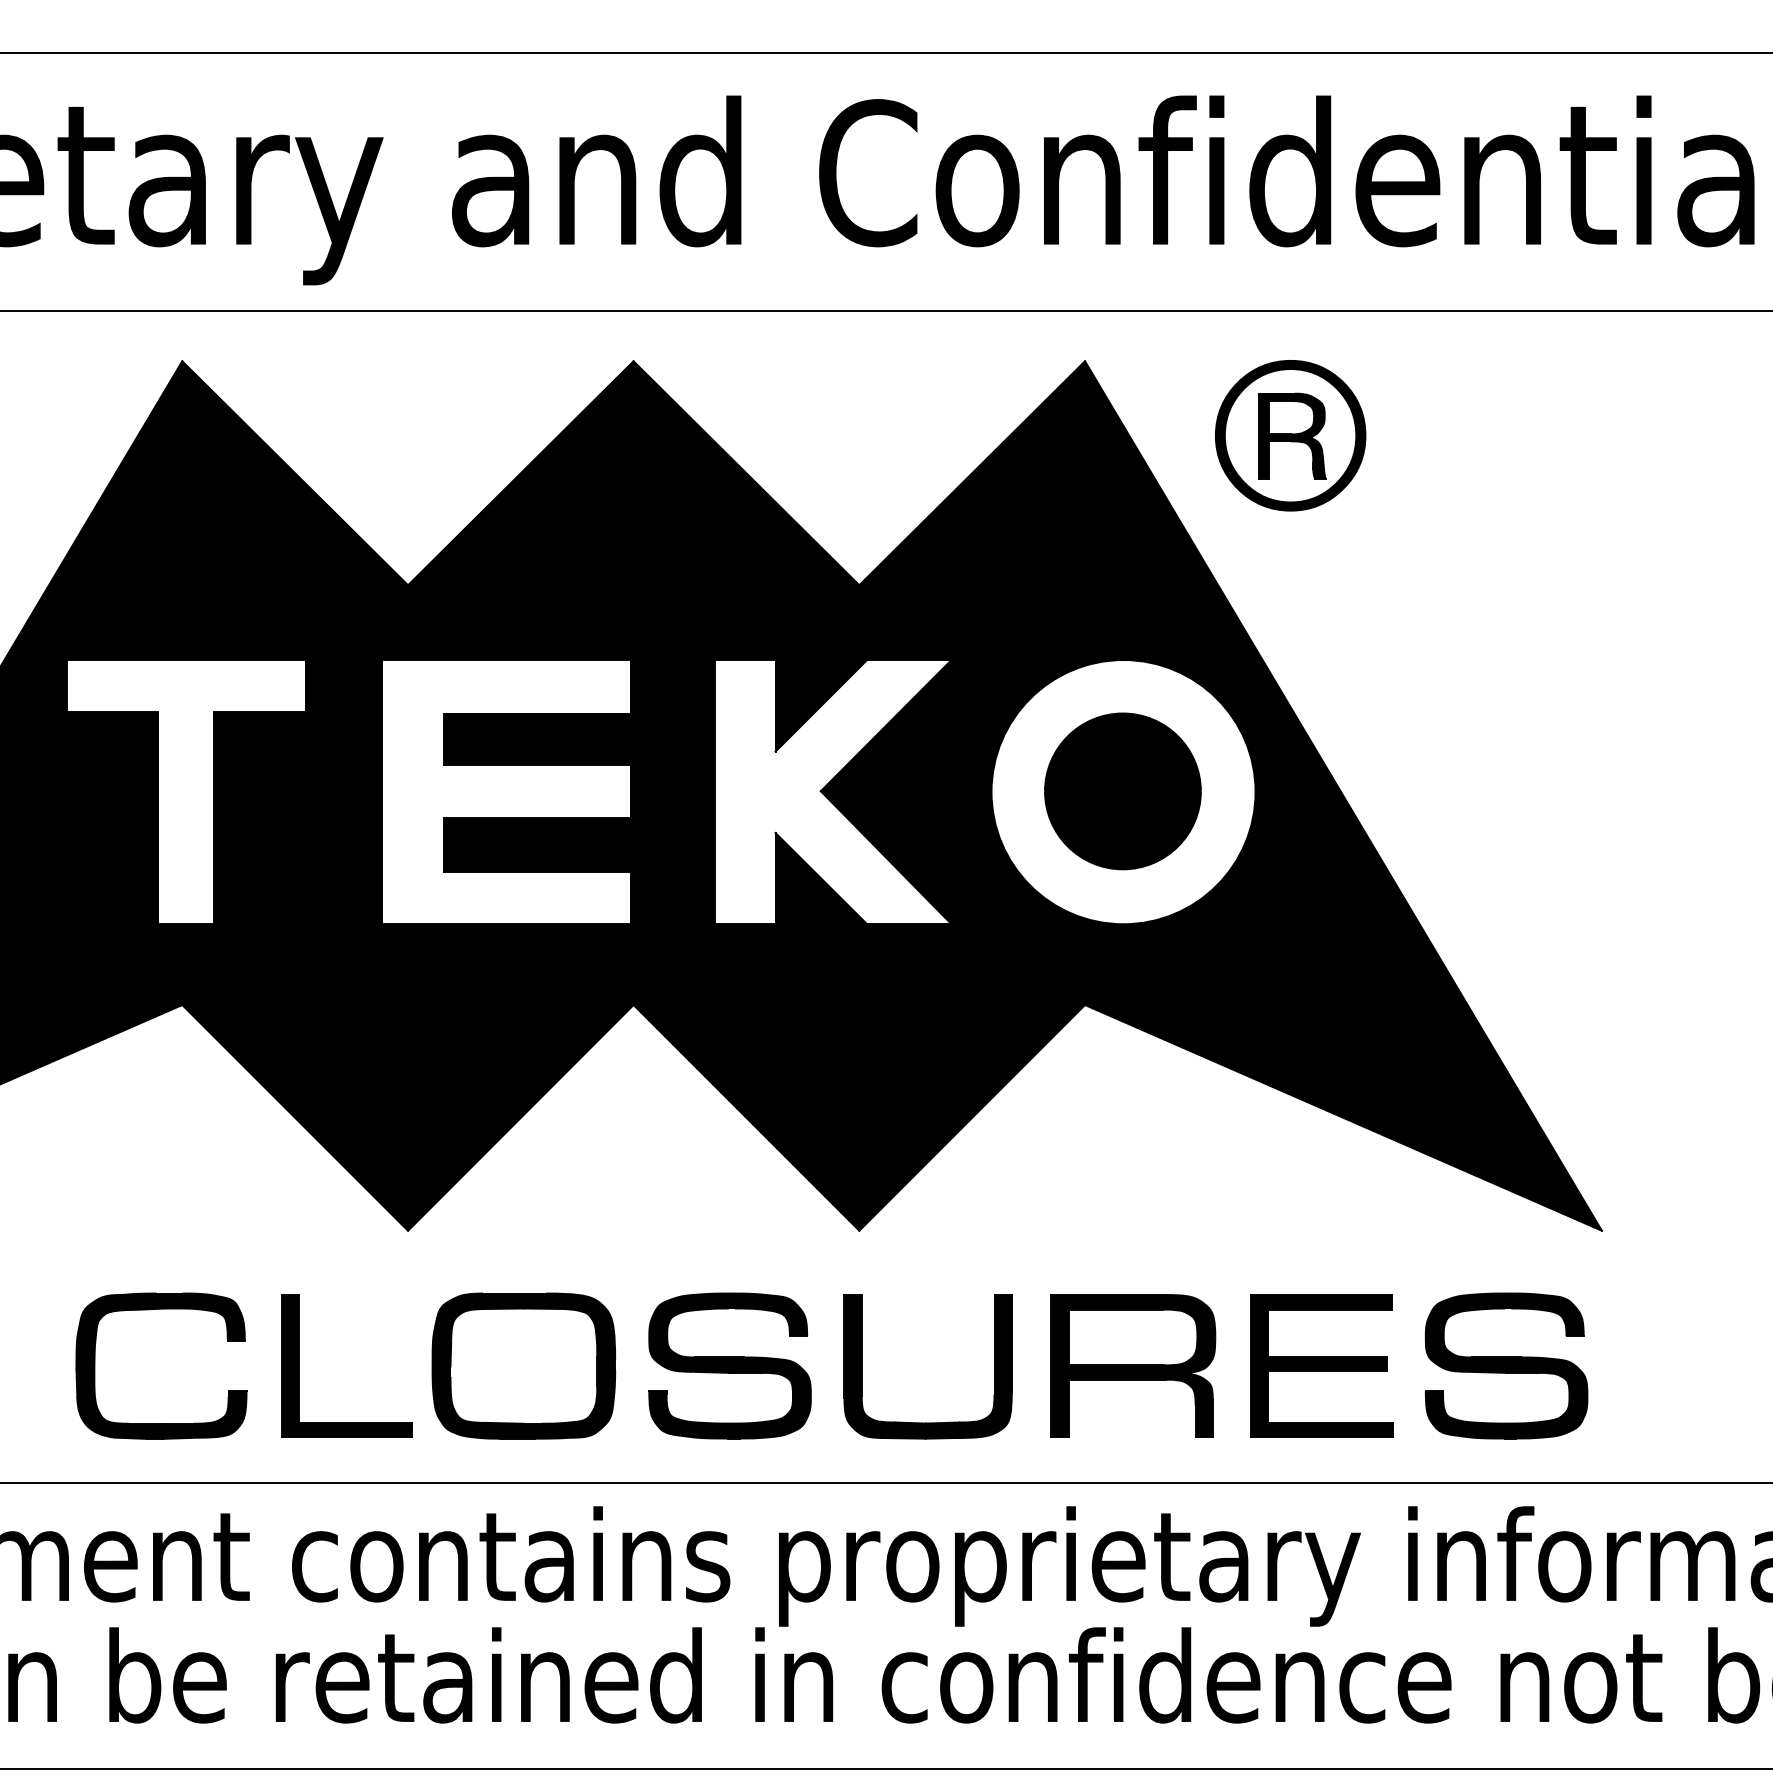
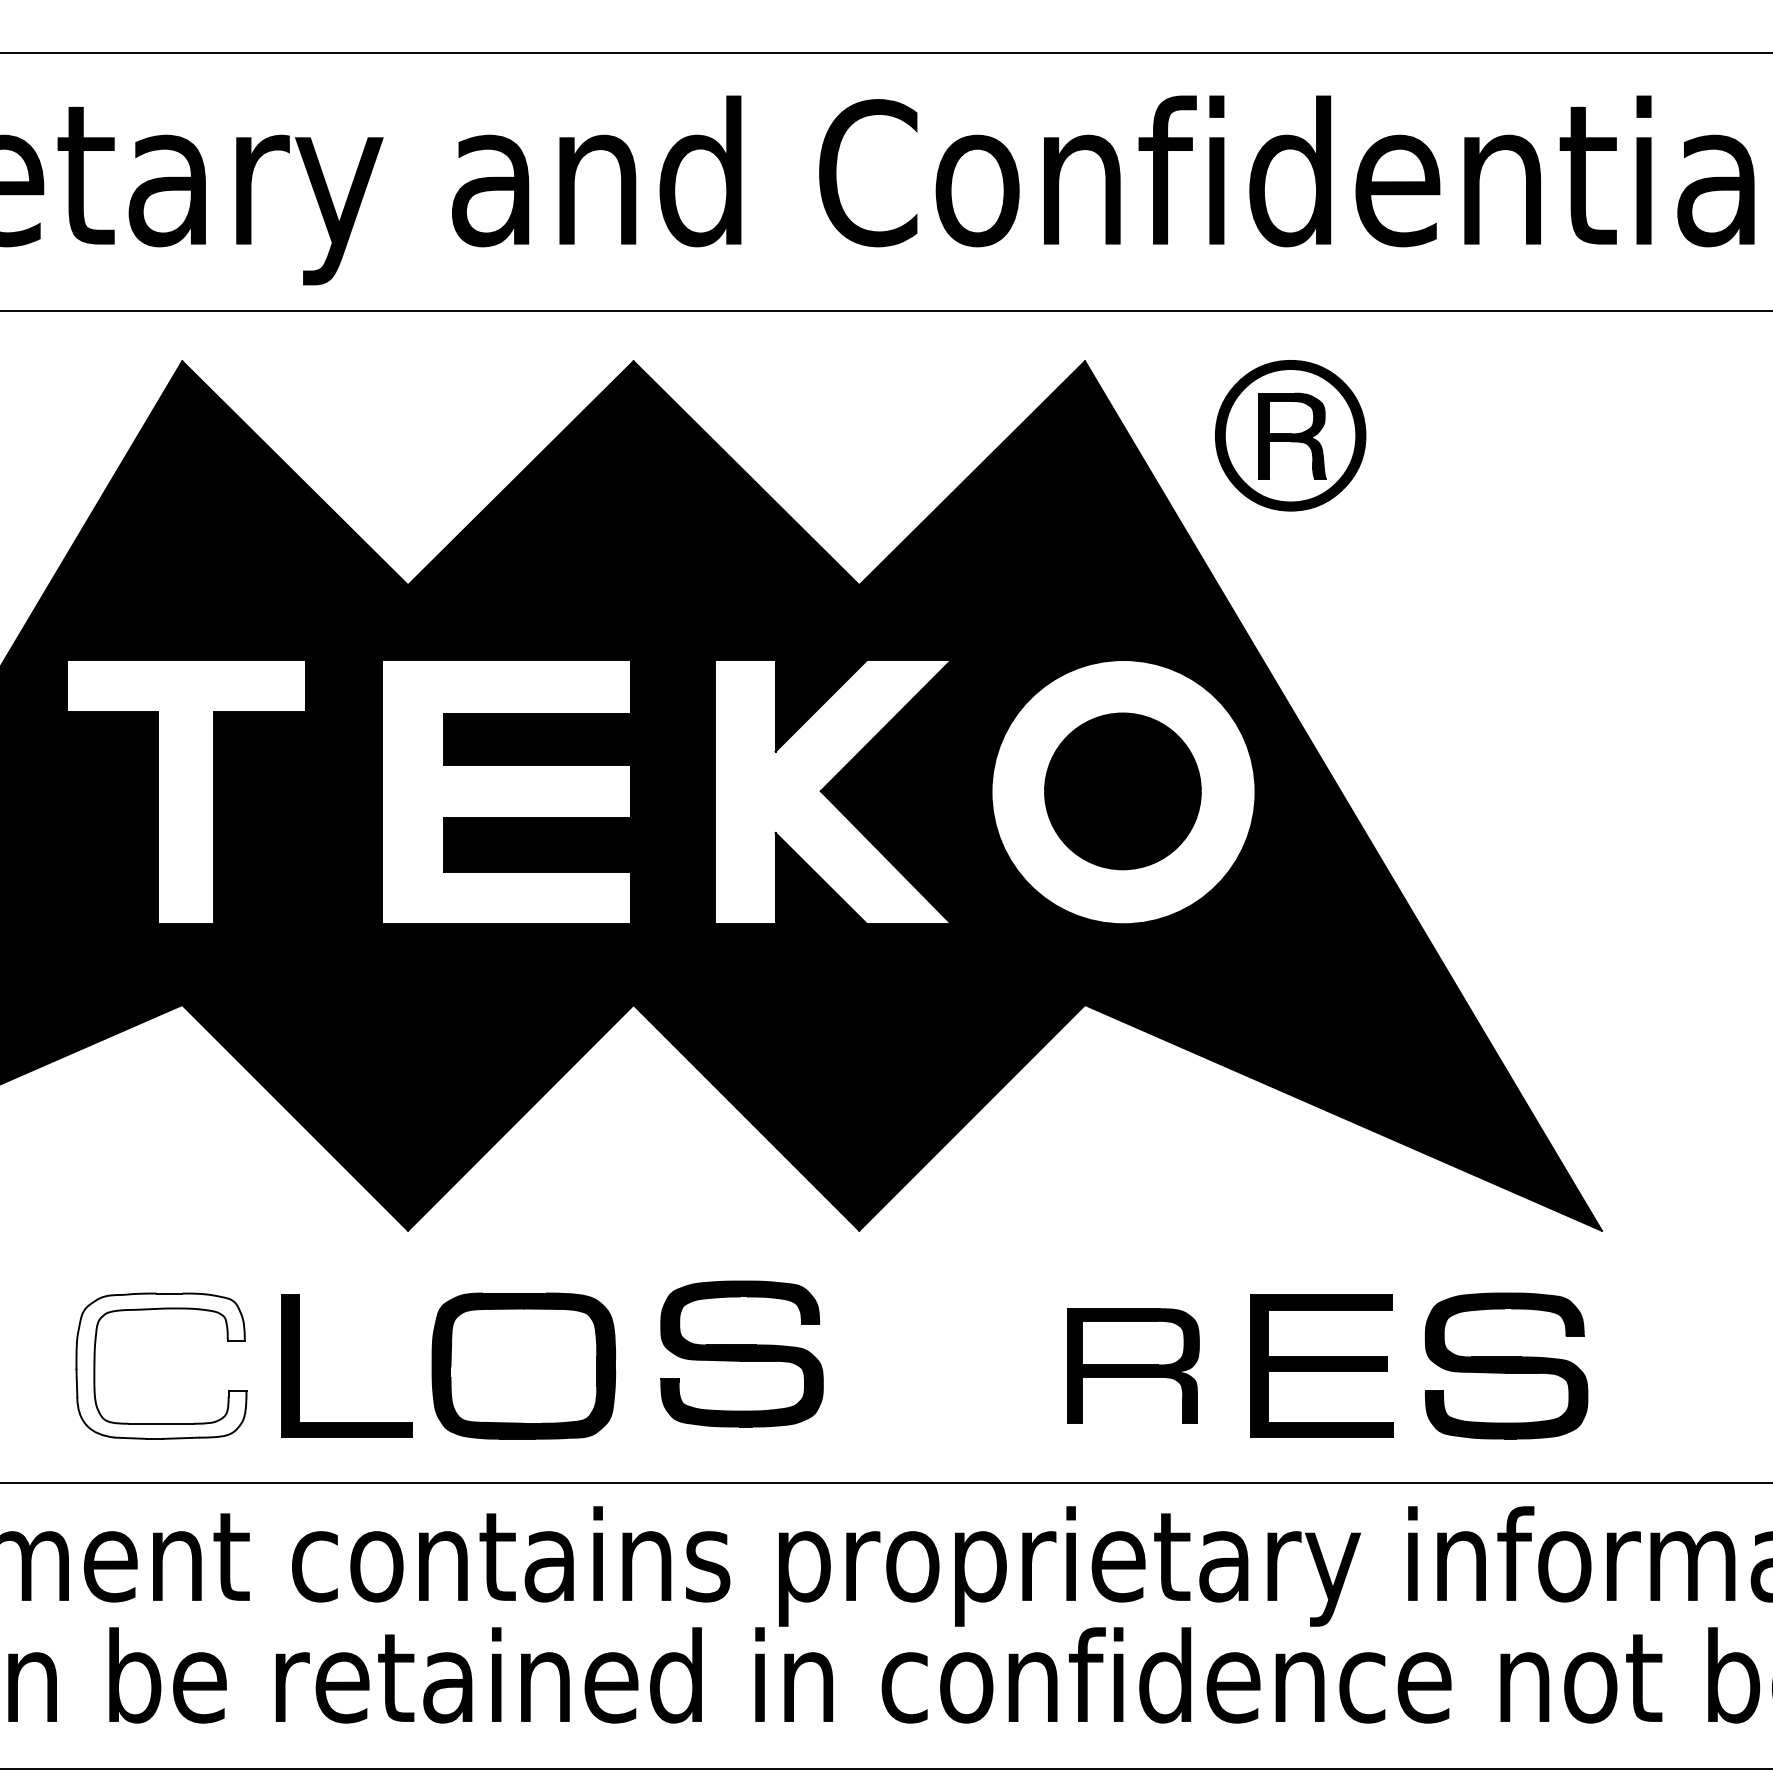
fill: present -> none (161, 1365)
part position: (729, 1365) -> (741, 1353) (741, 1353)
part size: 167x144 px -> 133x116 px (1133, 1365)
part: present -> none (927, 1422)
